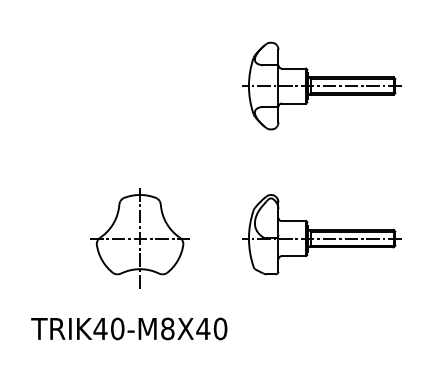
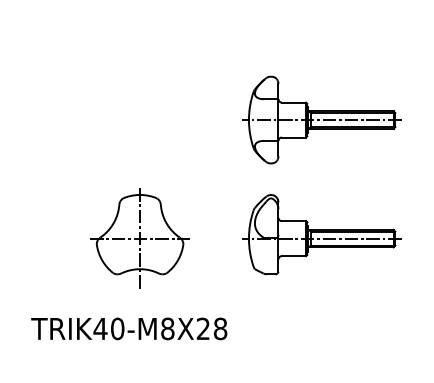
part position: (321, 85) -> (321, 119) (321, 119)
text: TRIK40-M8X40 -> TRIK40-M8X28 (211, 328)
